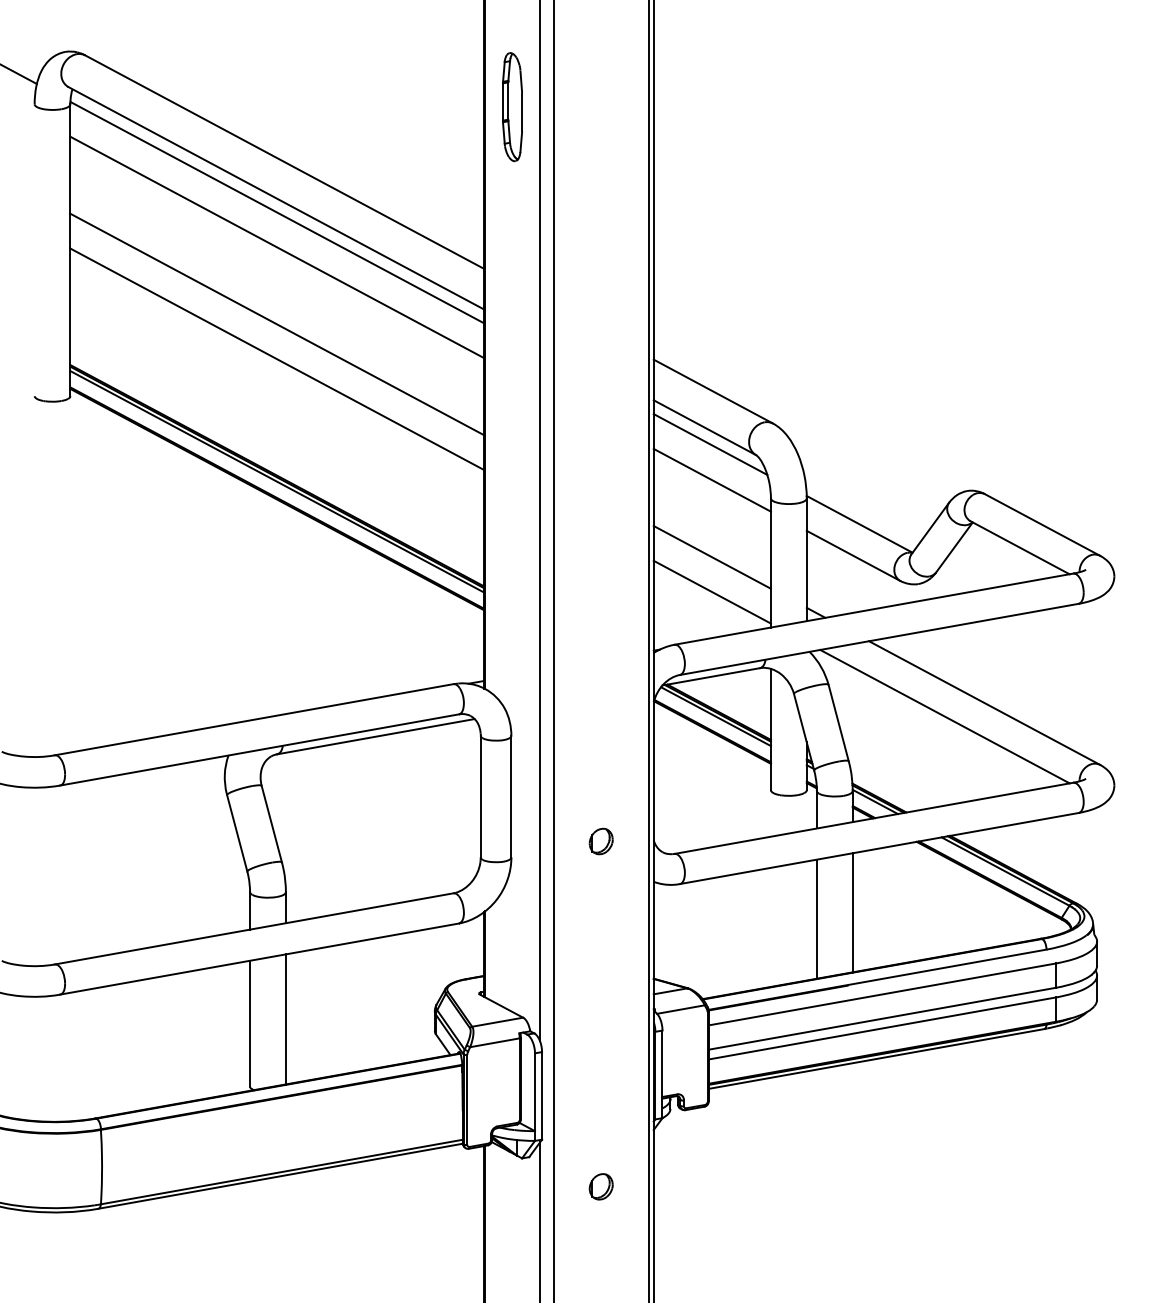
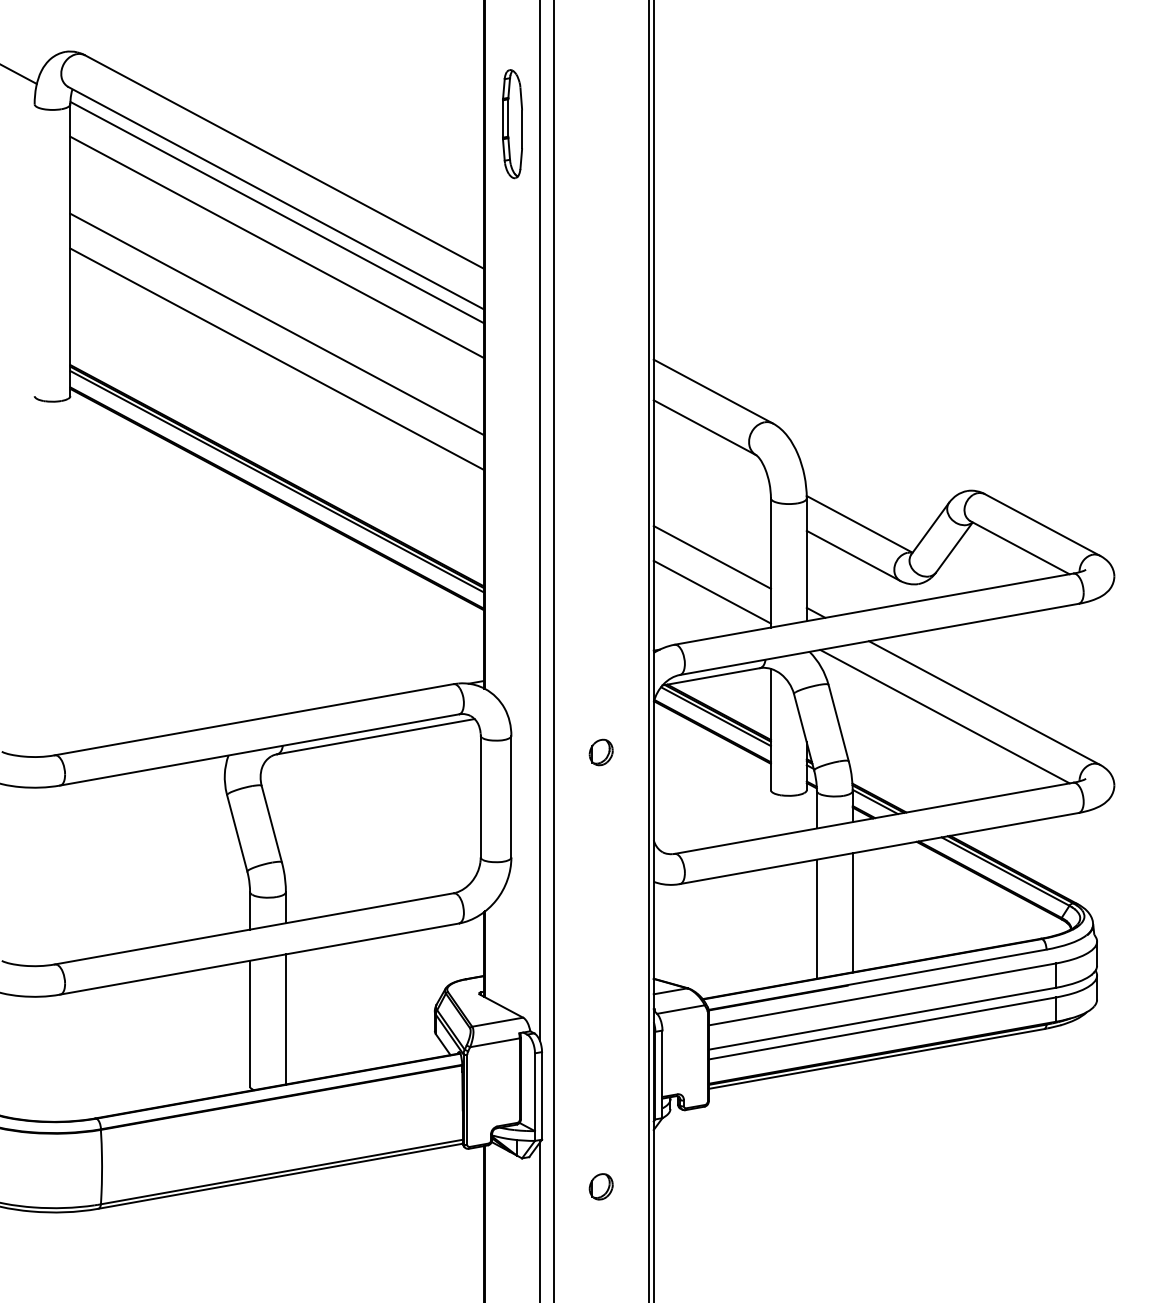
part position: (512, 107) -> (512, 124) (512, 124)
line: present -> none (710, 444)
line: present -> none (711, 479)
part position: (600, 841) -> (600, 752) (600, 752)
